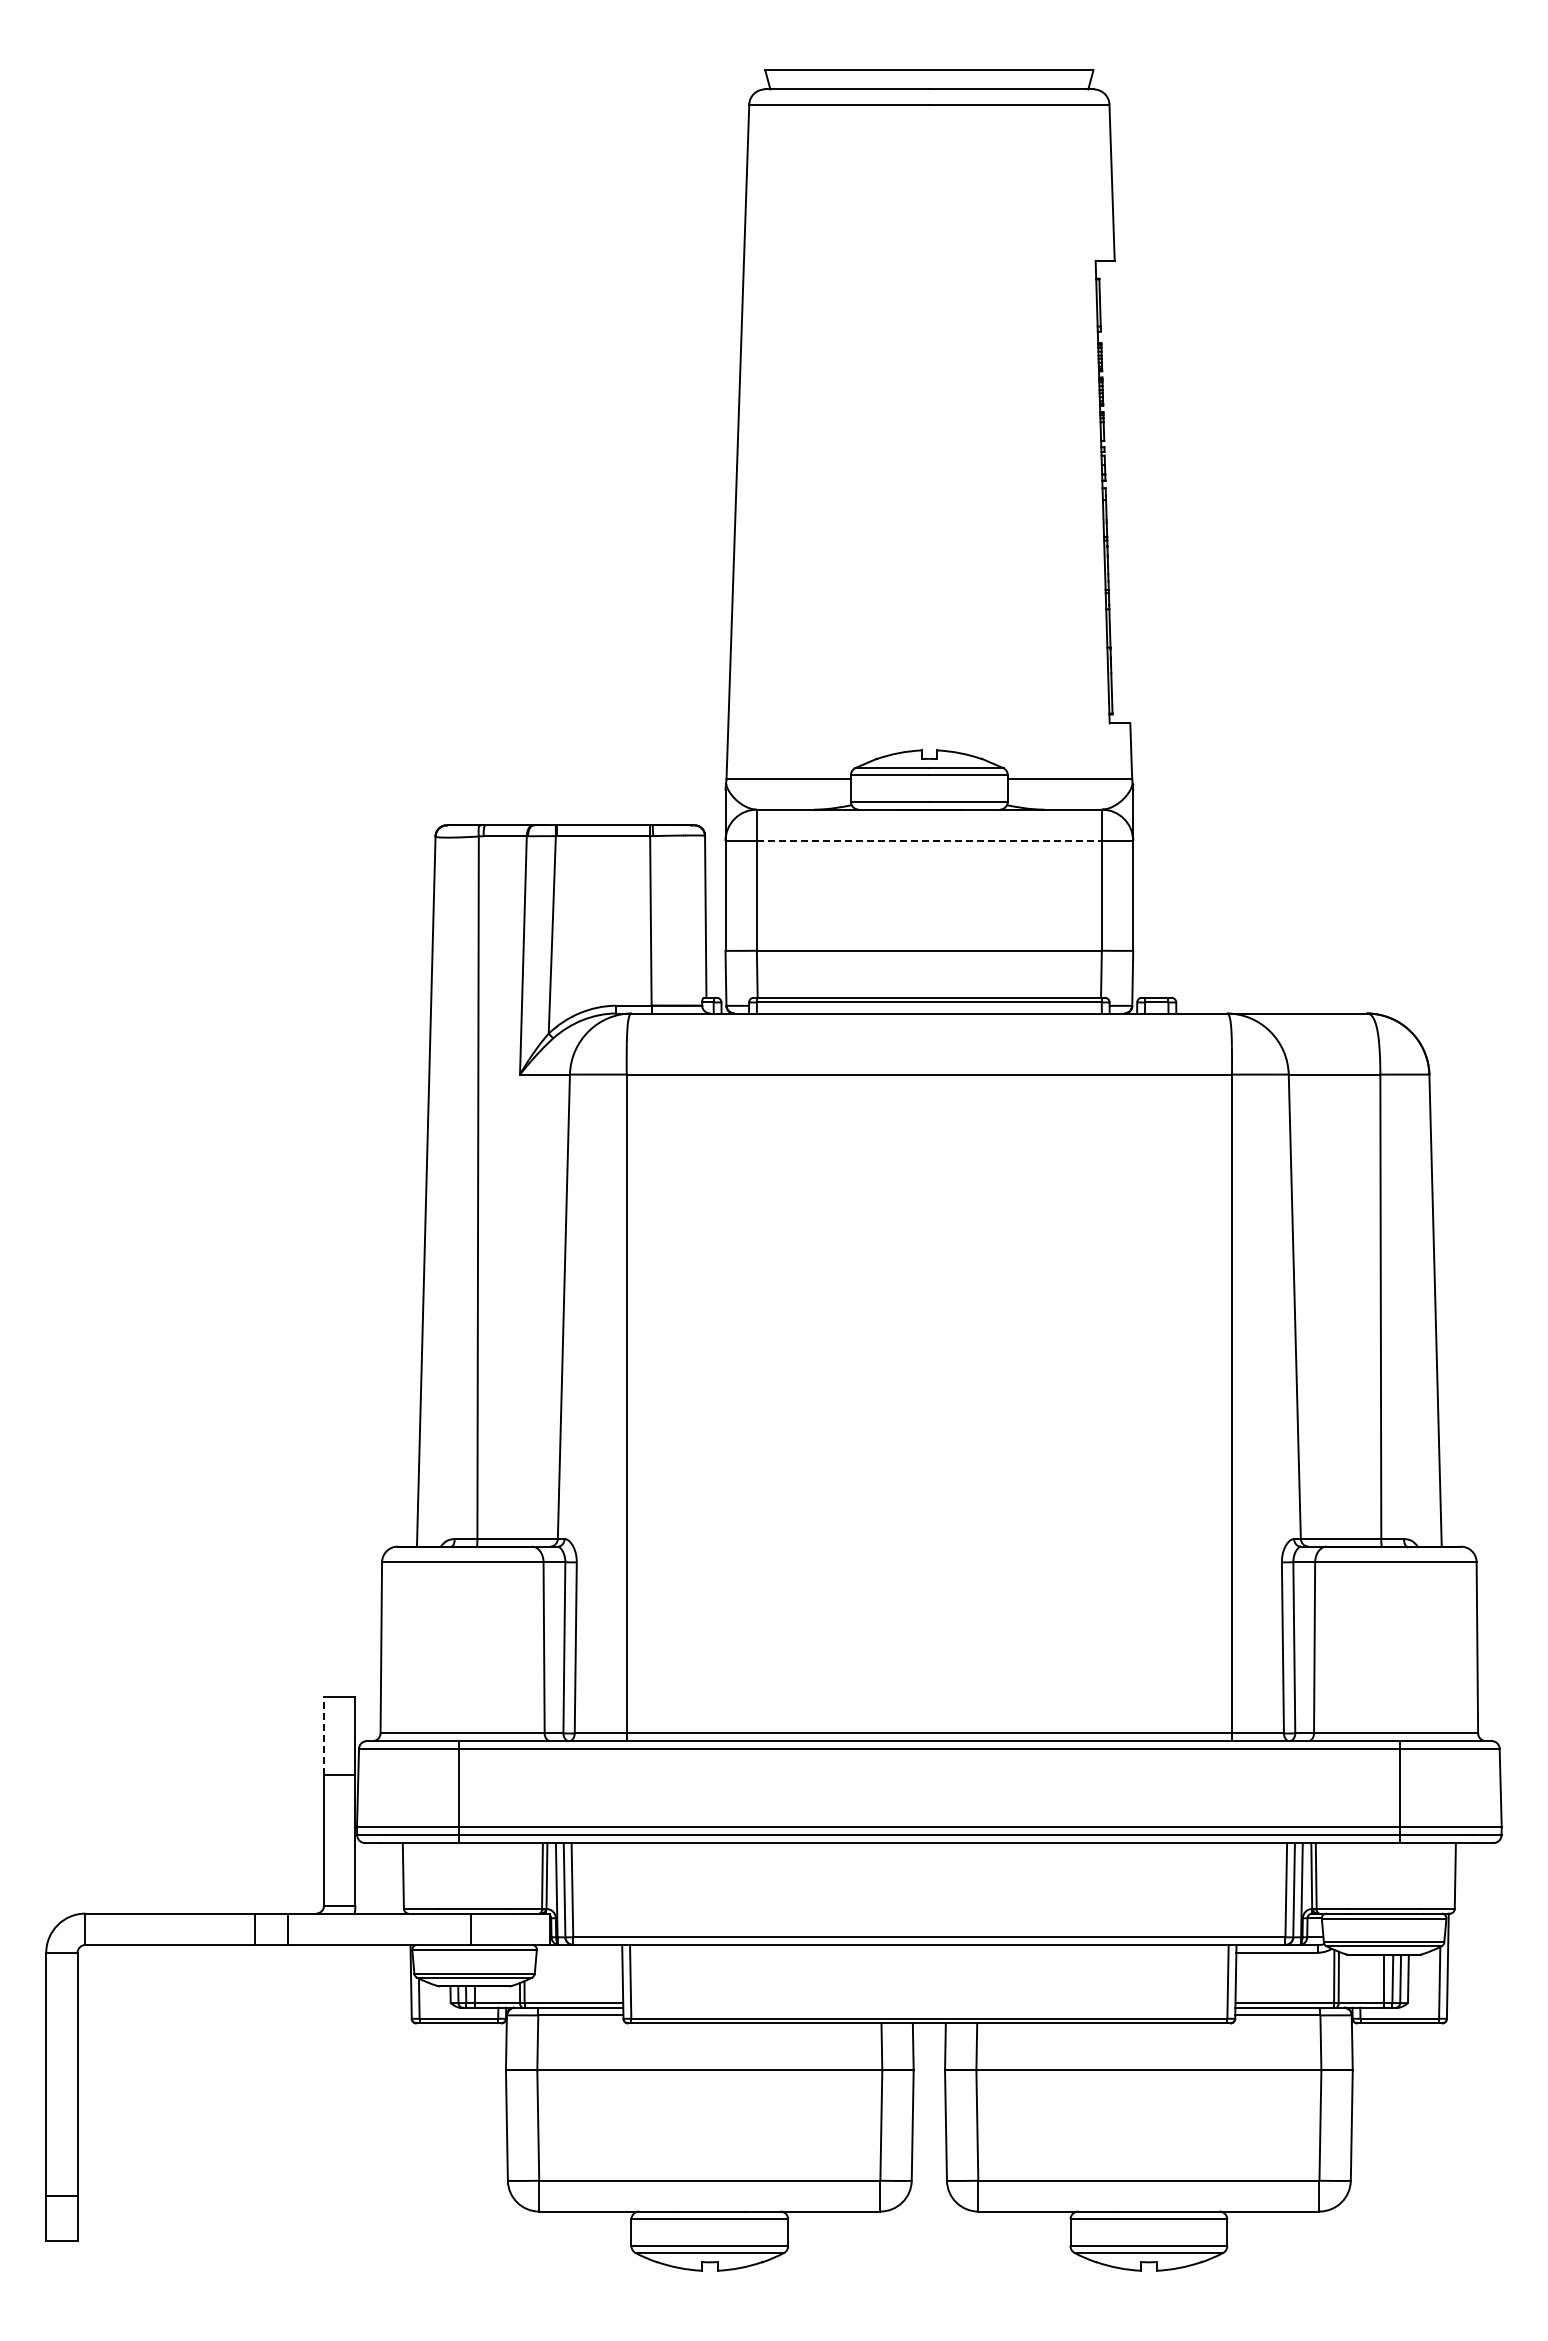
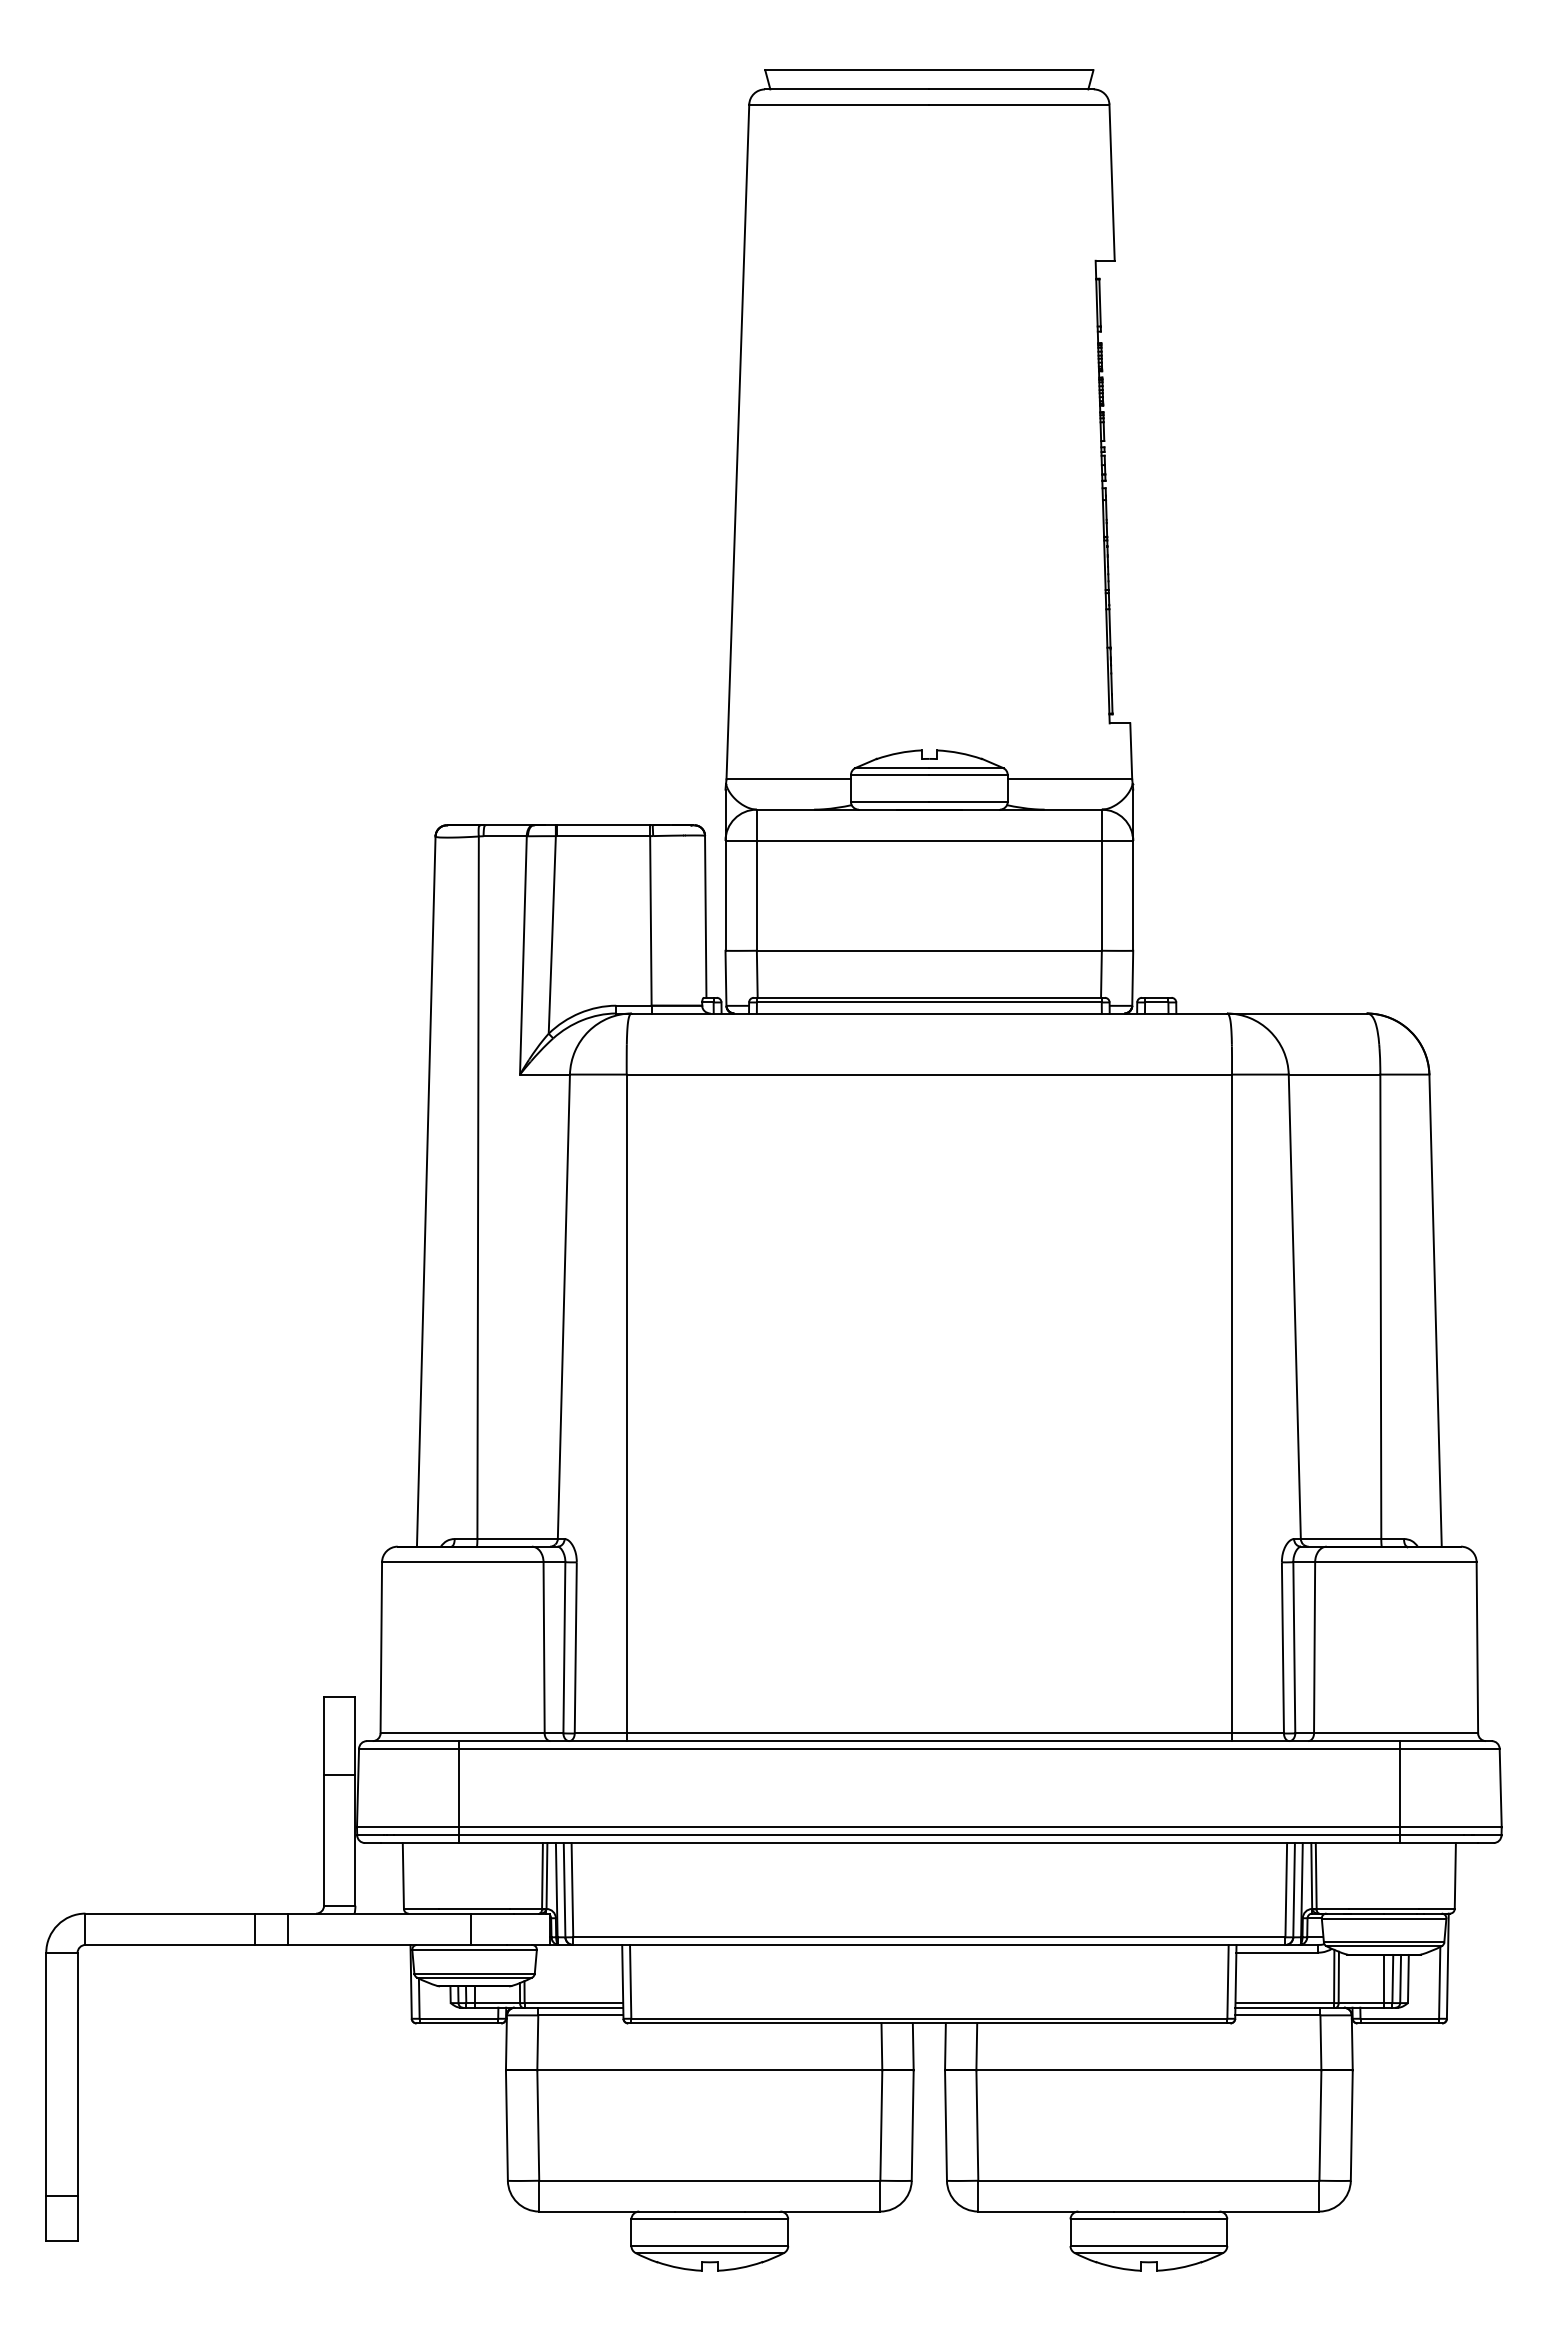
line: dashed -> solid (929, 841)
line: dashed -> solid (324, 1735)
